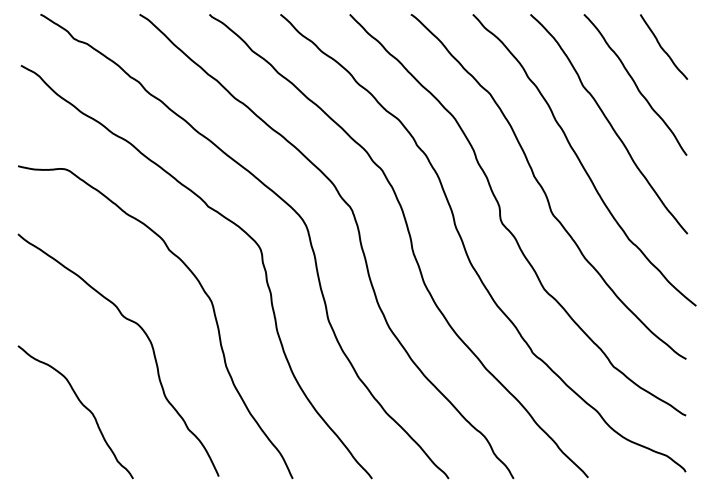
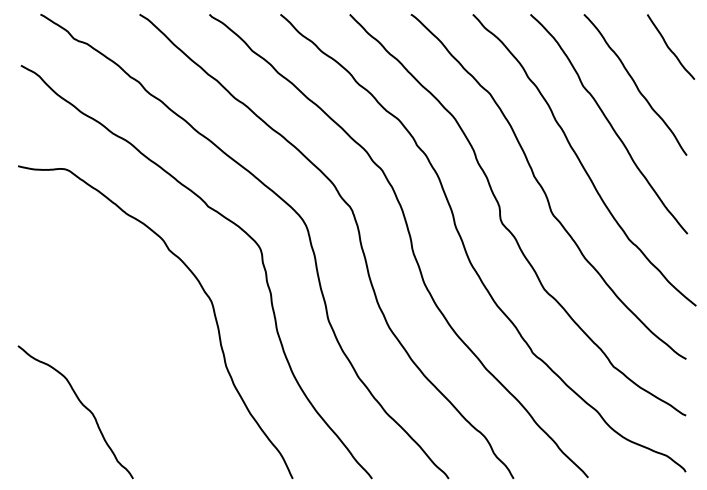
curve position: (662, 47) -> (669, 47) (669, 47)
curve: present -> none (145, 335)
